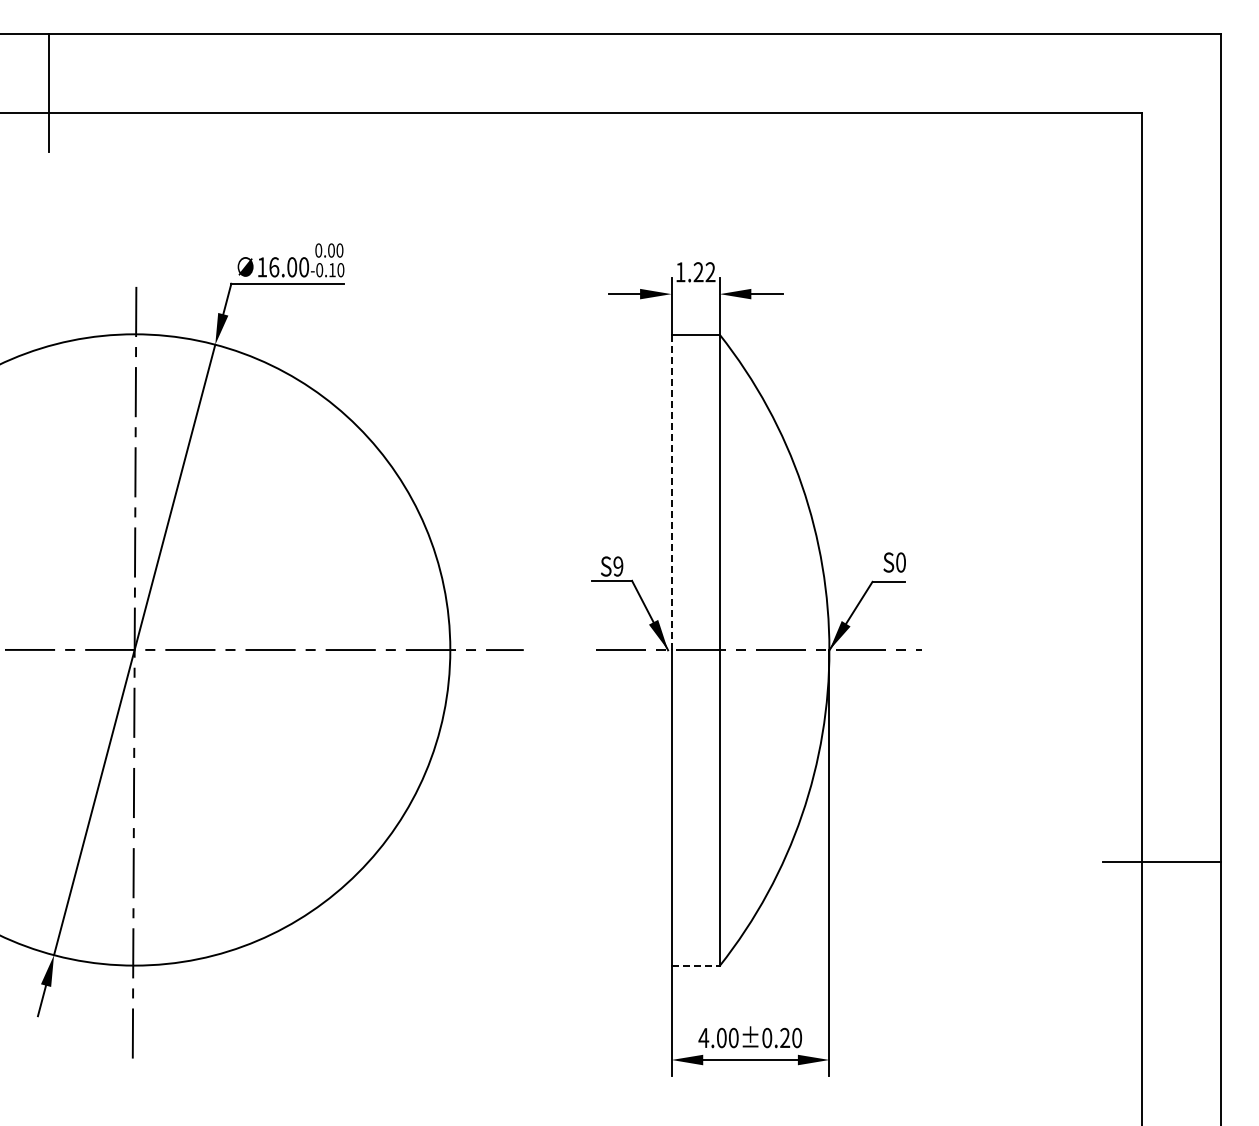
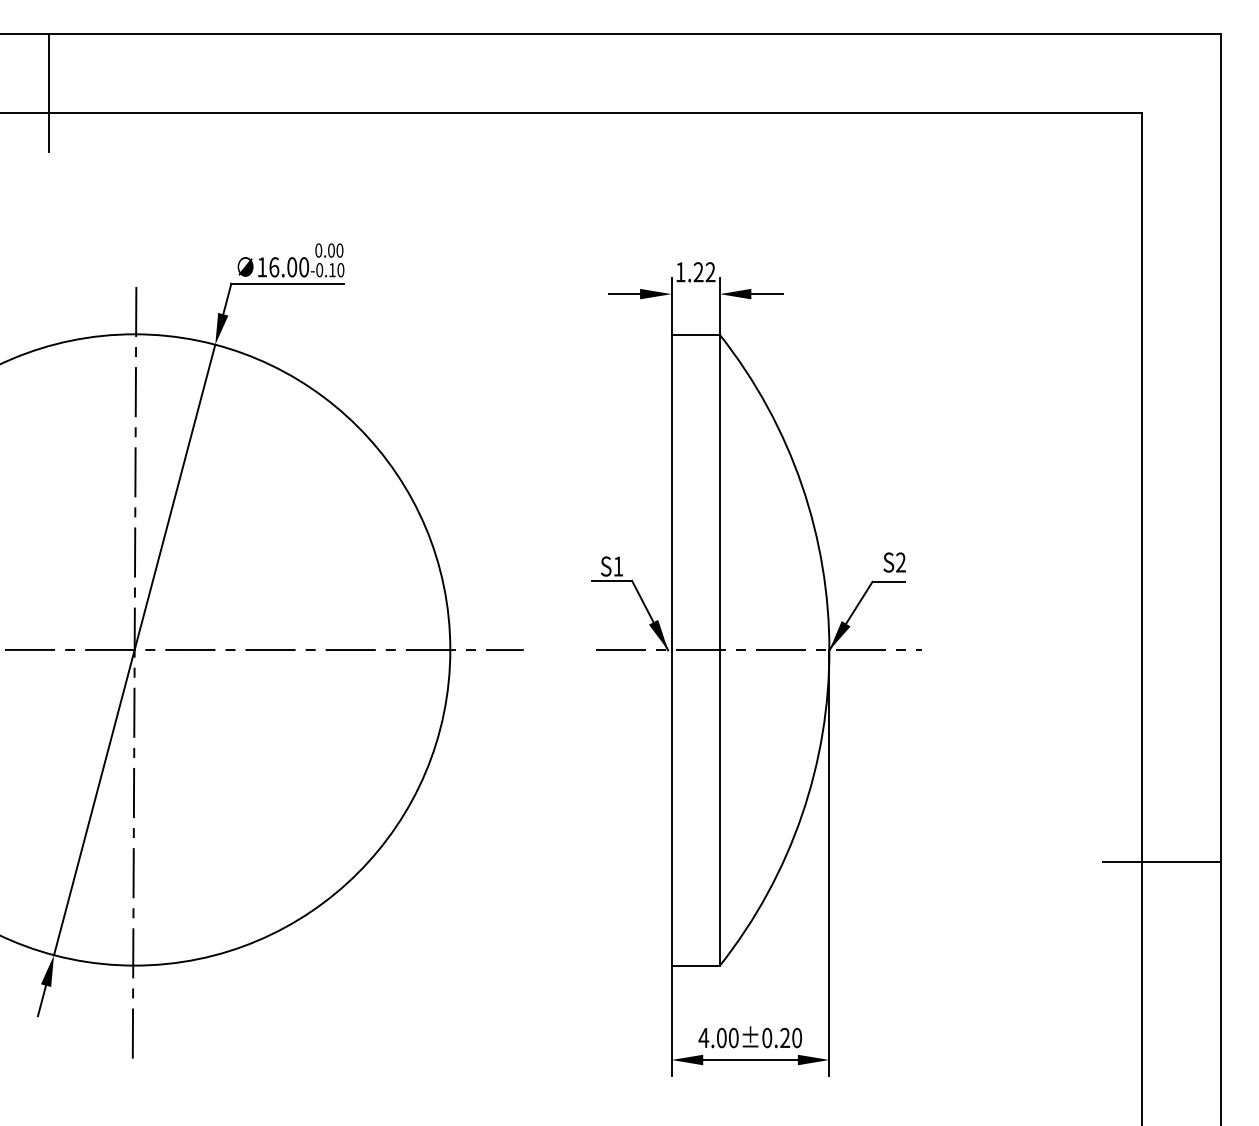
line: dashed -> solid (671, 492)
text: S0 -> S2 (900, 562)
text: S9 -> S1 (618, 566)
line: dashed -> solid (696, 965)
